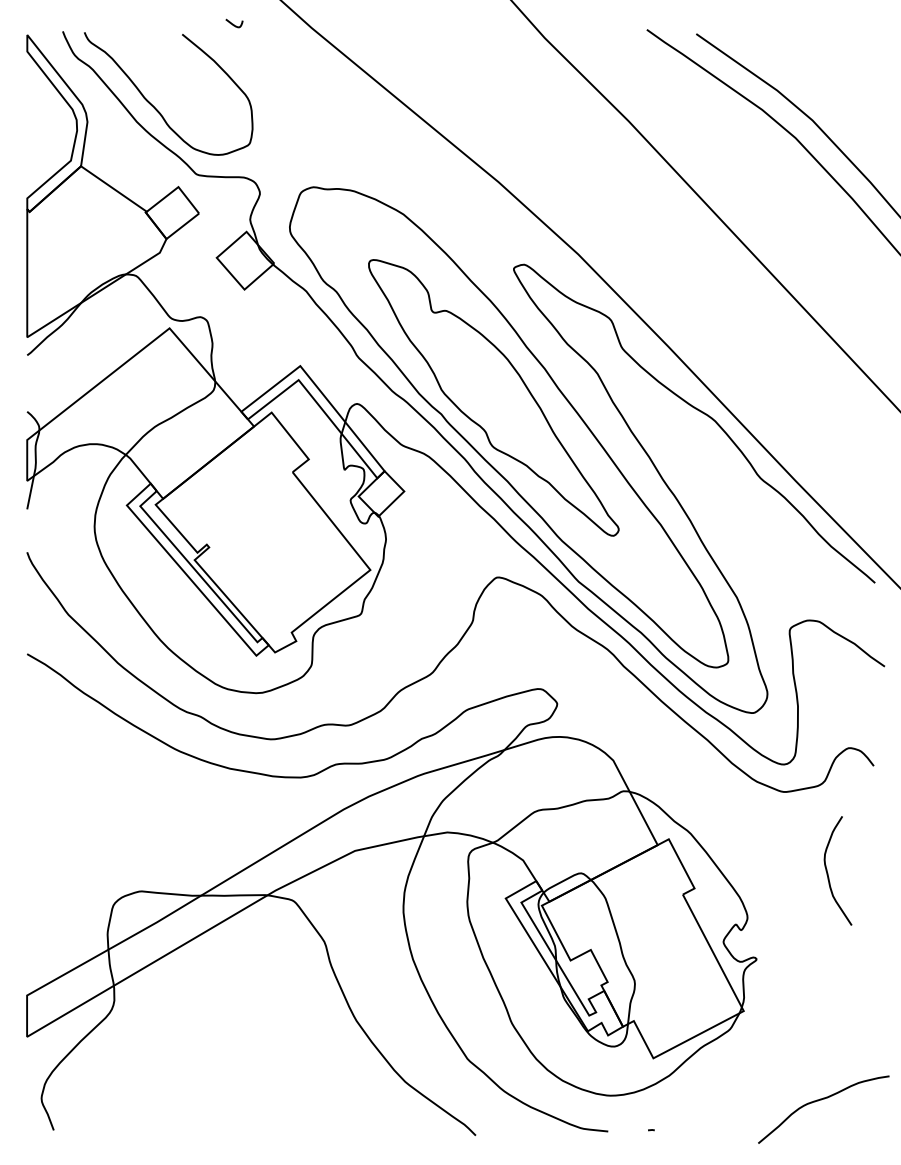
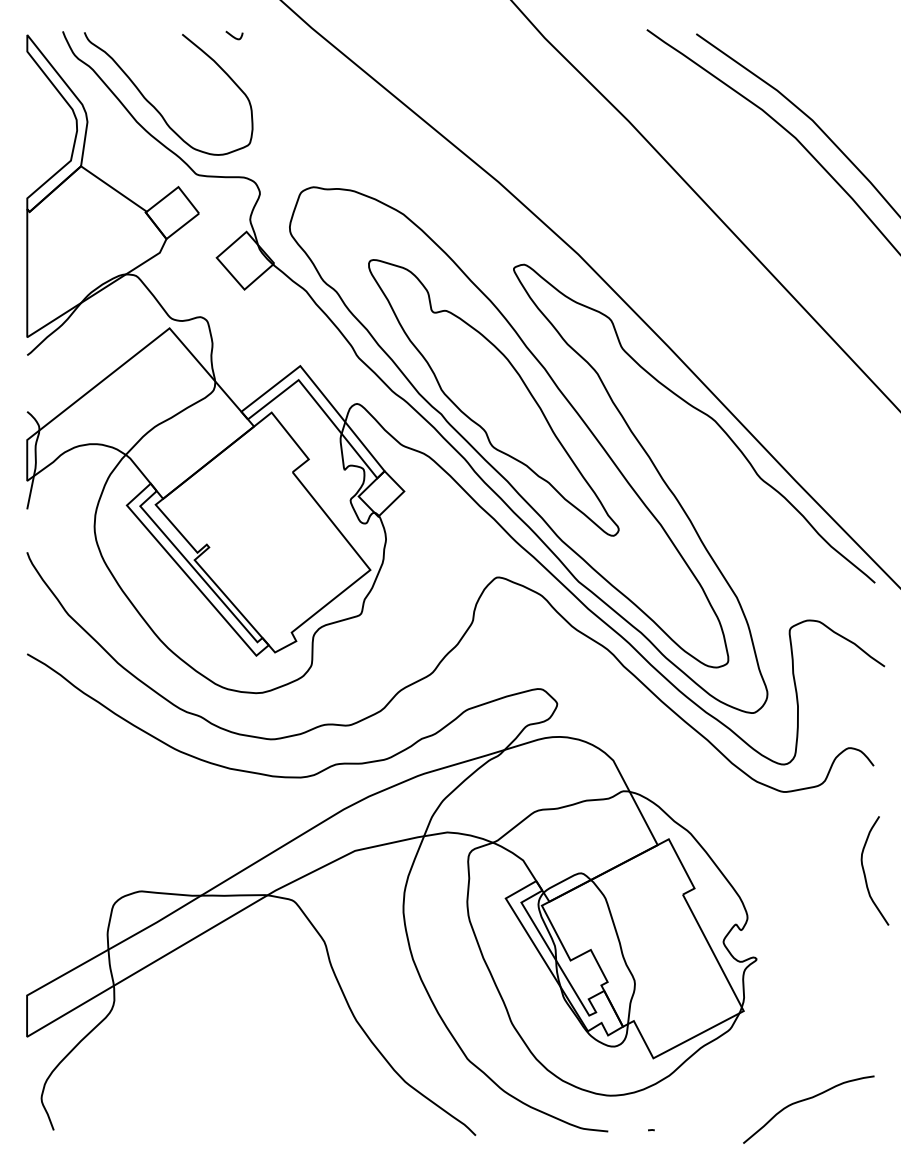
curve position: (233, 23) -> (233, 35) (233, 35)
curve position: (828, 873) -> (865, 873) (865, 873)
curve position: (821, 1100) -> (806, 1100) (806, 1100)
